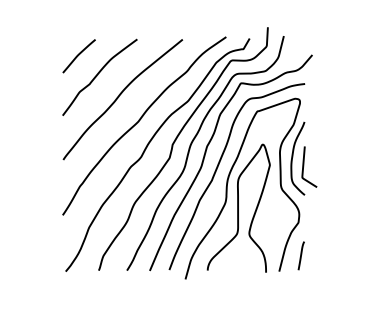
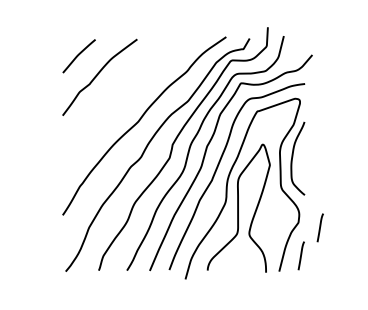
curve: present -> none (119, 97)
curve: present -> none (304, 166)
line: none -> present (319, 227)
